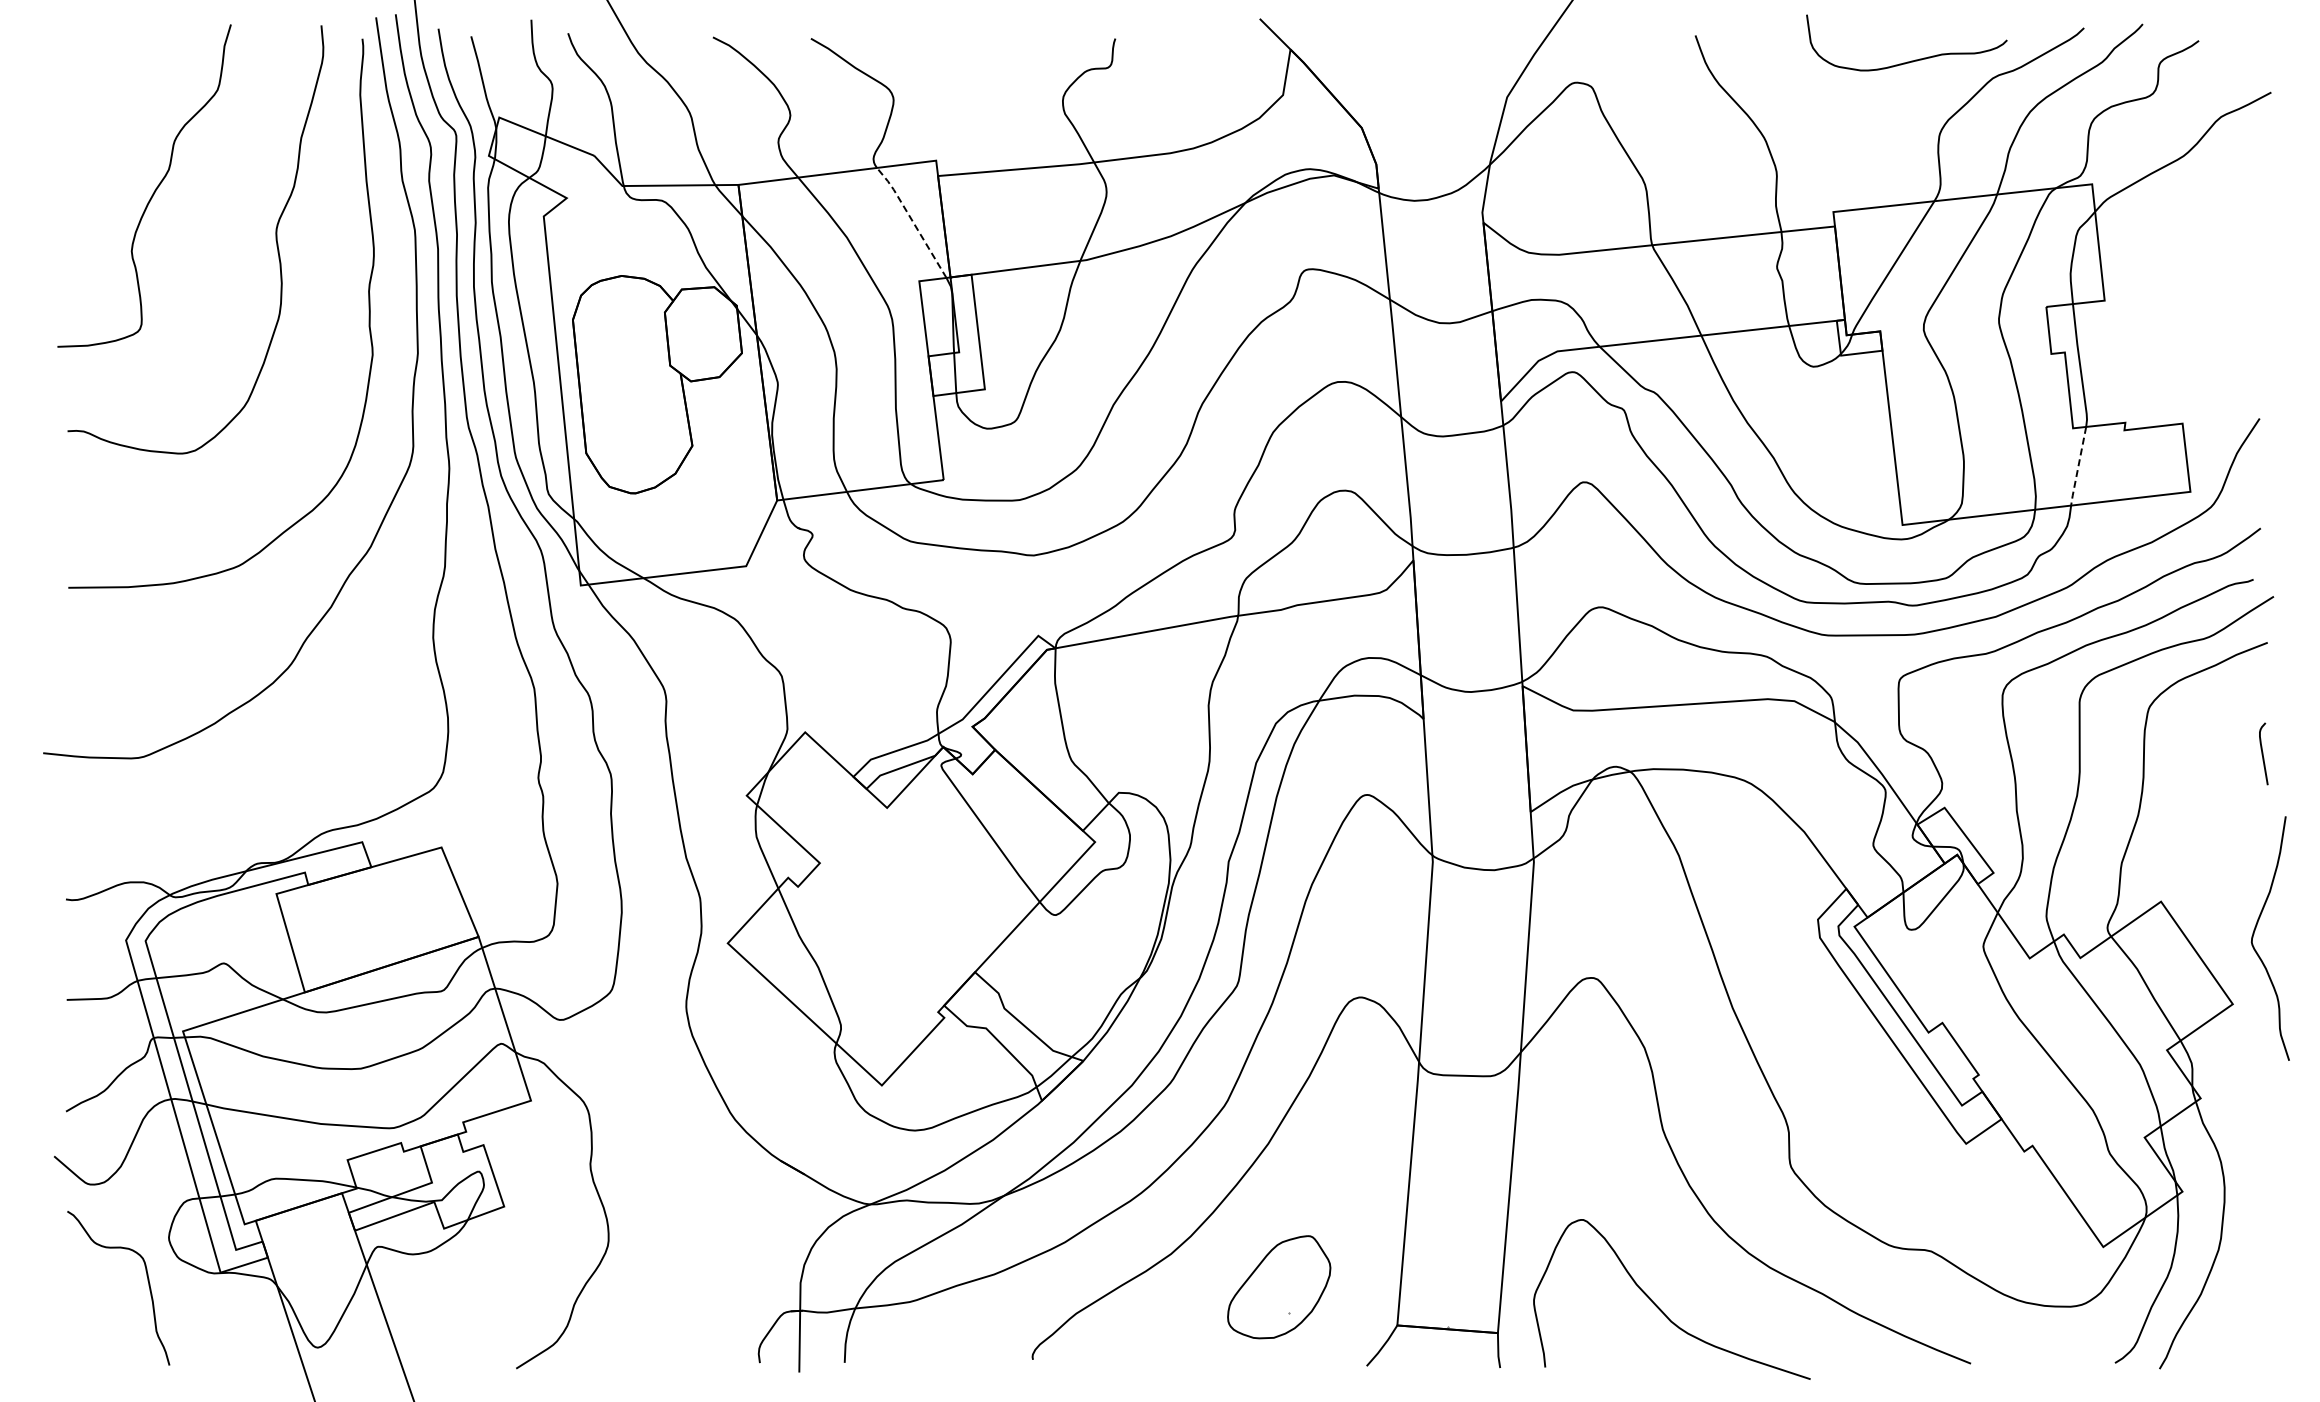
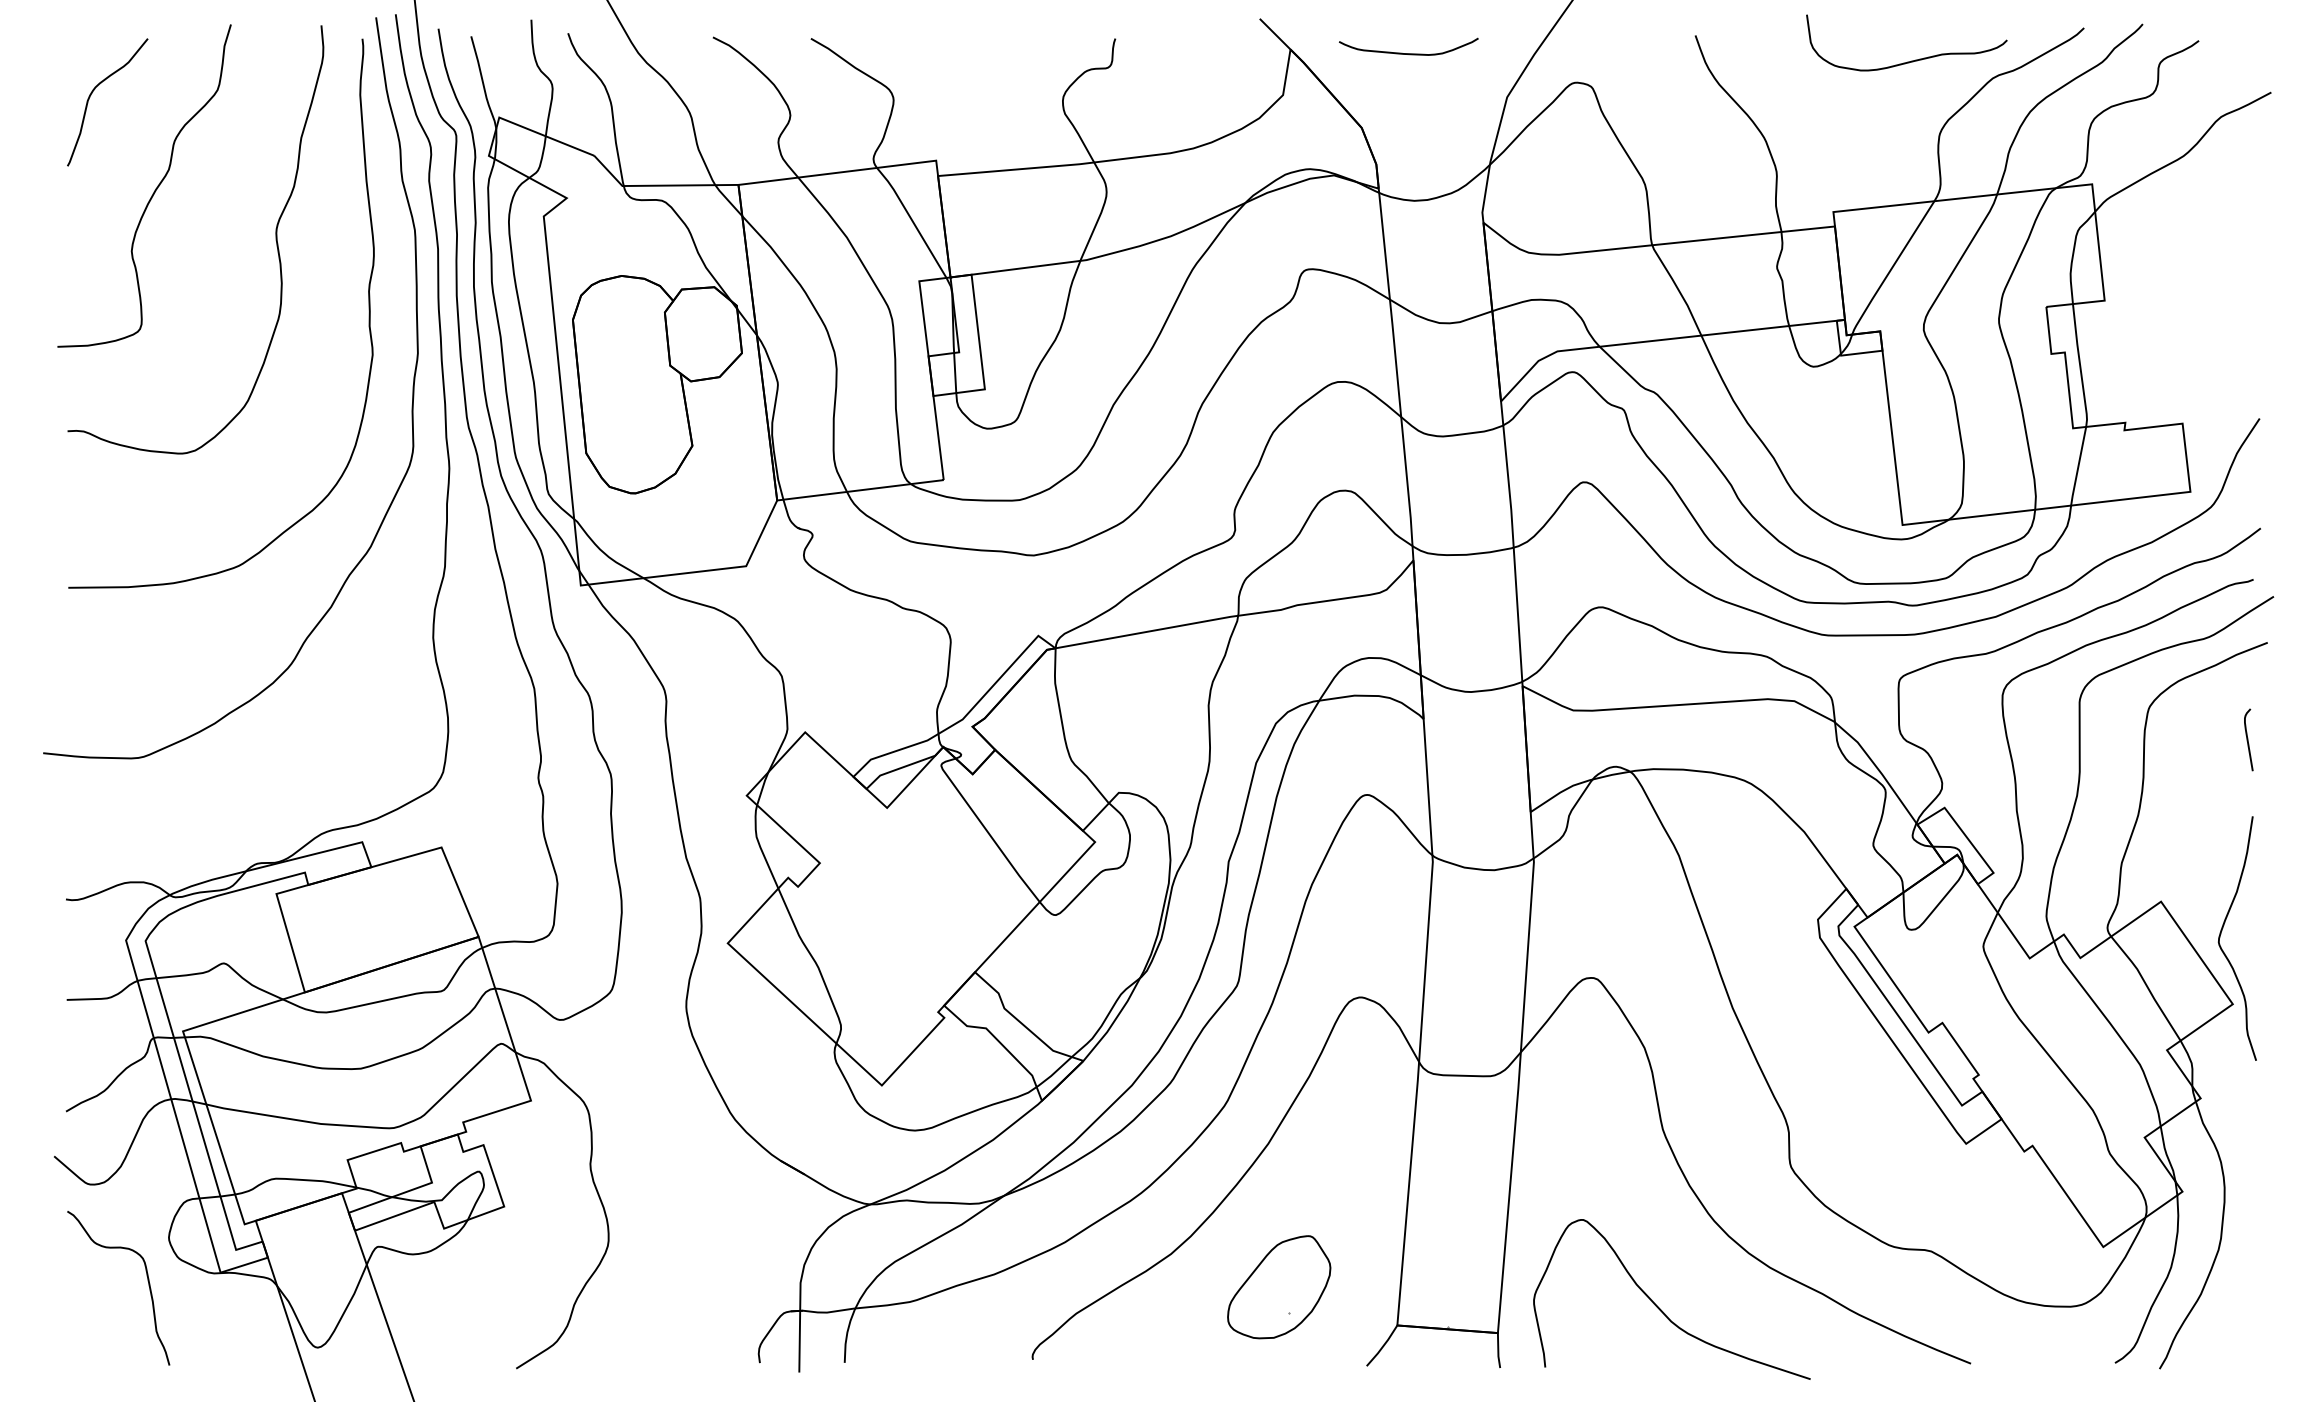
curve: none -> present (1408, 53)
curve: none -> present (91, 95)
line: dashed -> solid (912, 220)
line: dashed -> solid (2078, 466)
curve position: (2263, 753) -> (2248, 739) (2248, 739)
curve position: (2254, 934) -> (2221, 934) (2221, 934)
